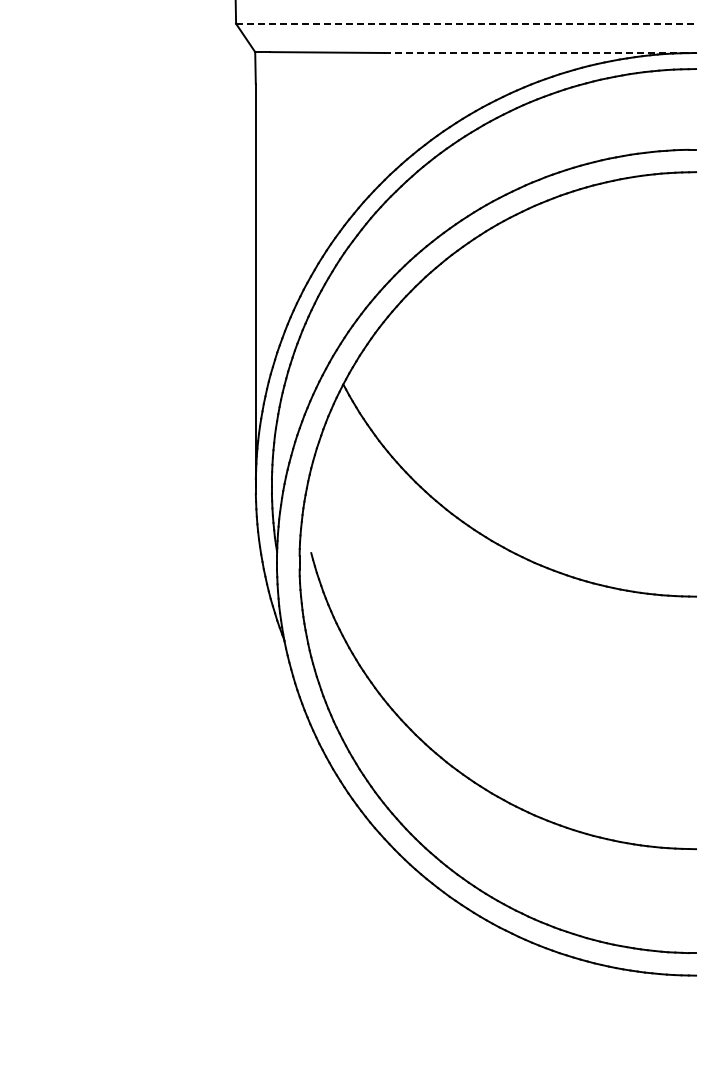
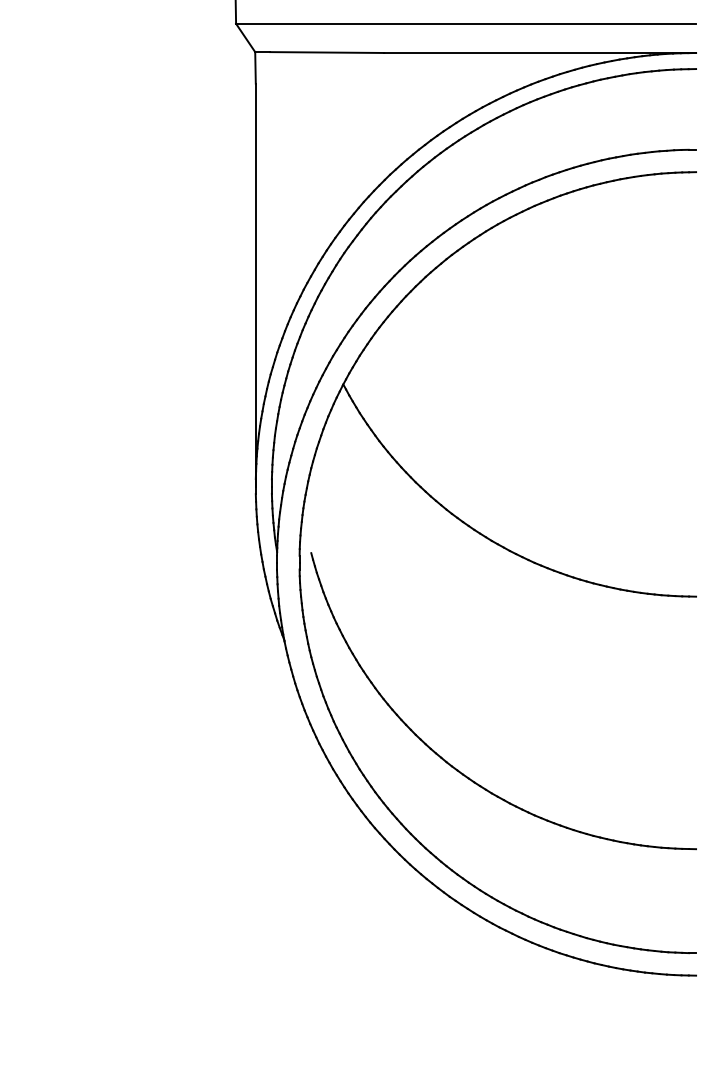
line: dashed -> solid (466, 23)
line: dashed -> solid (540, 52)
